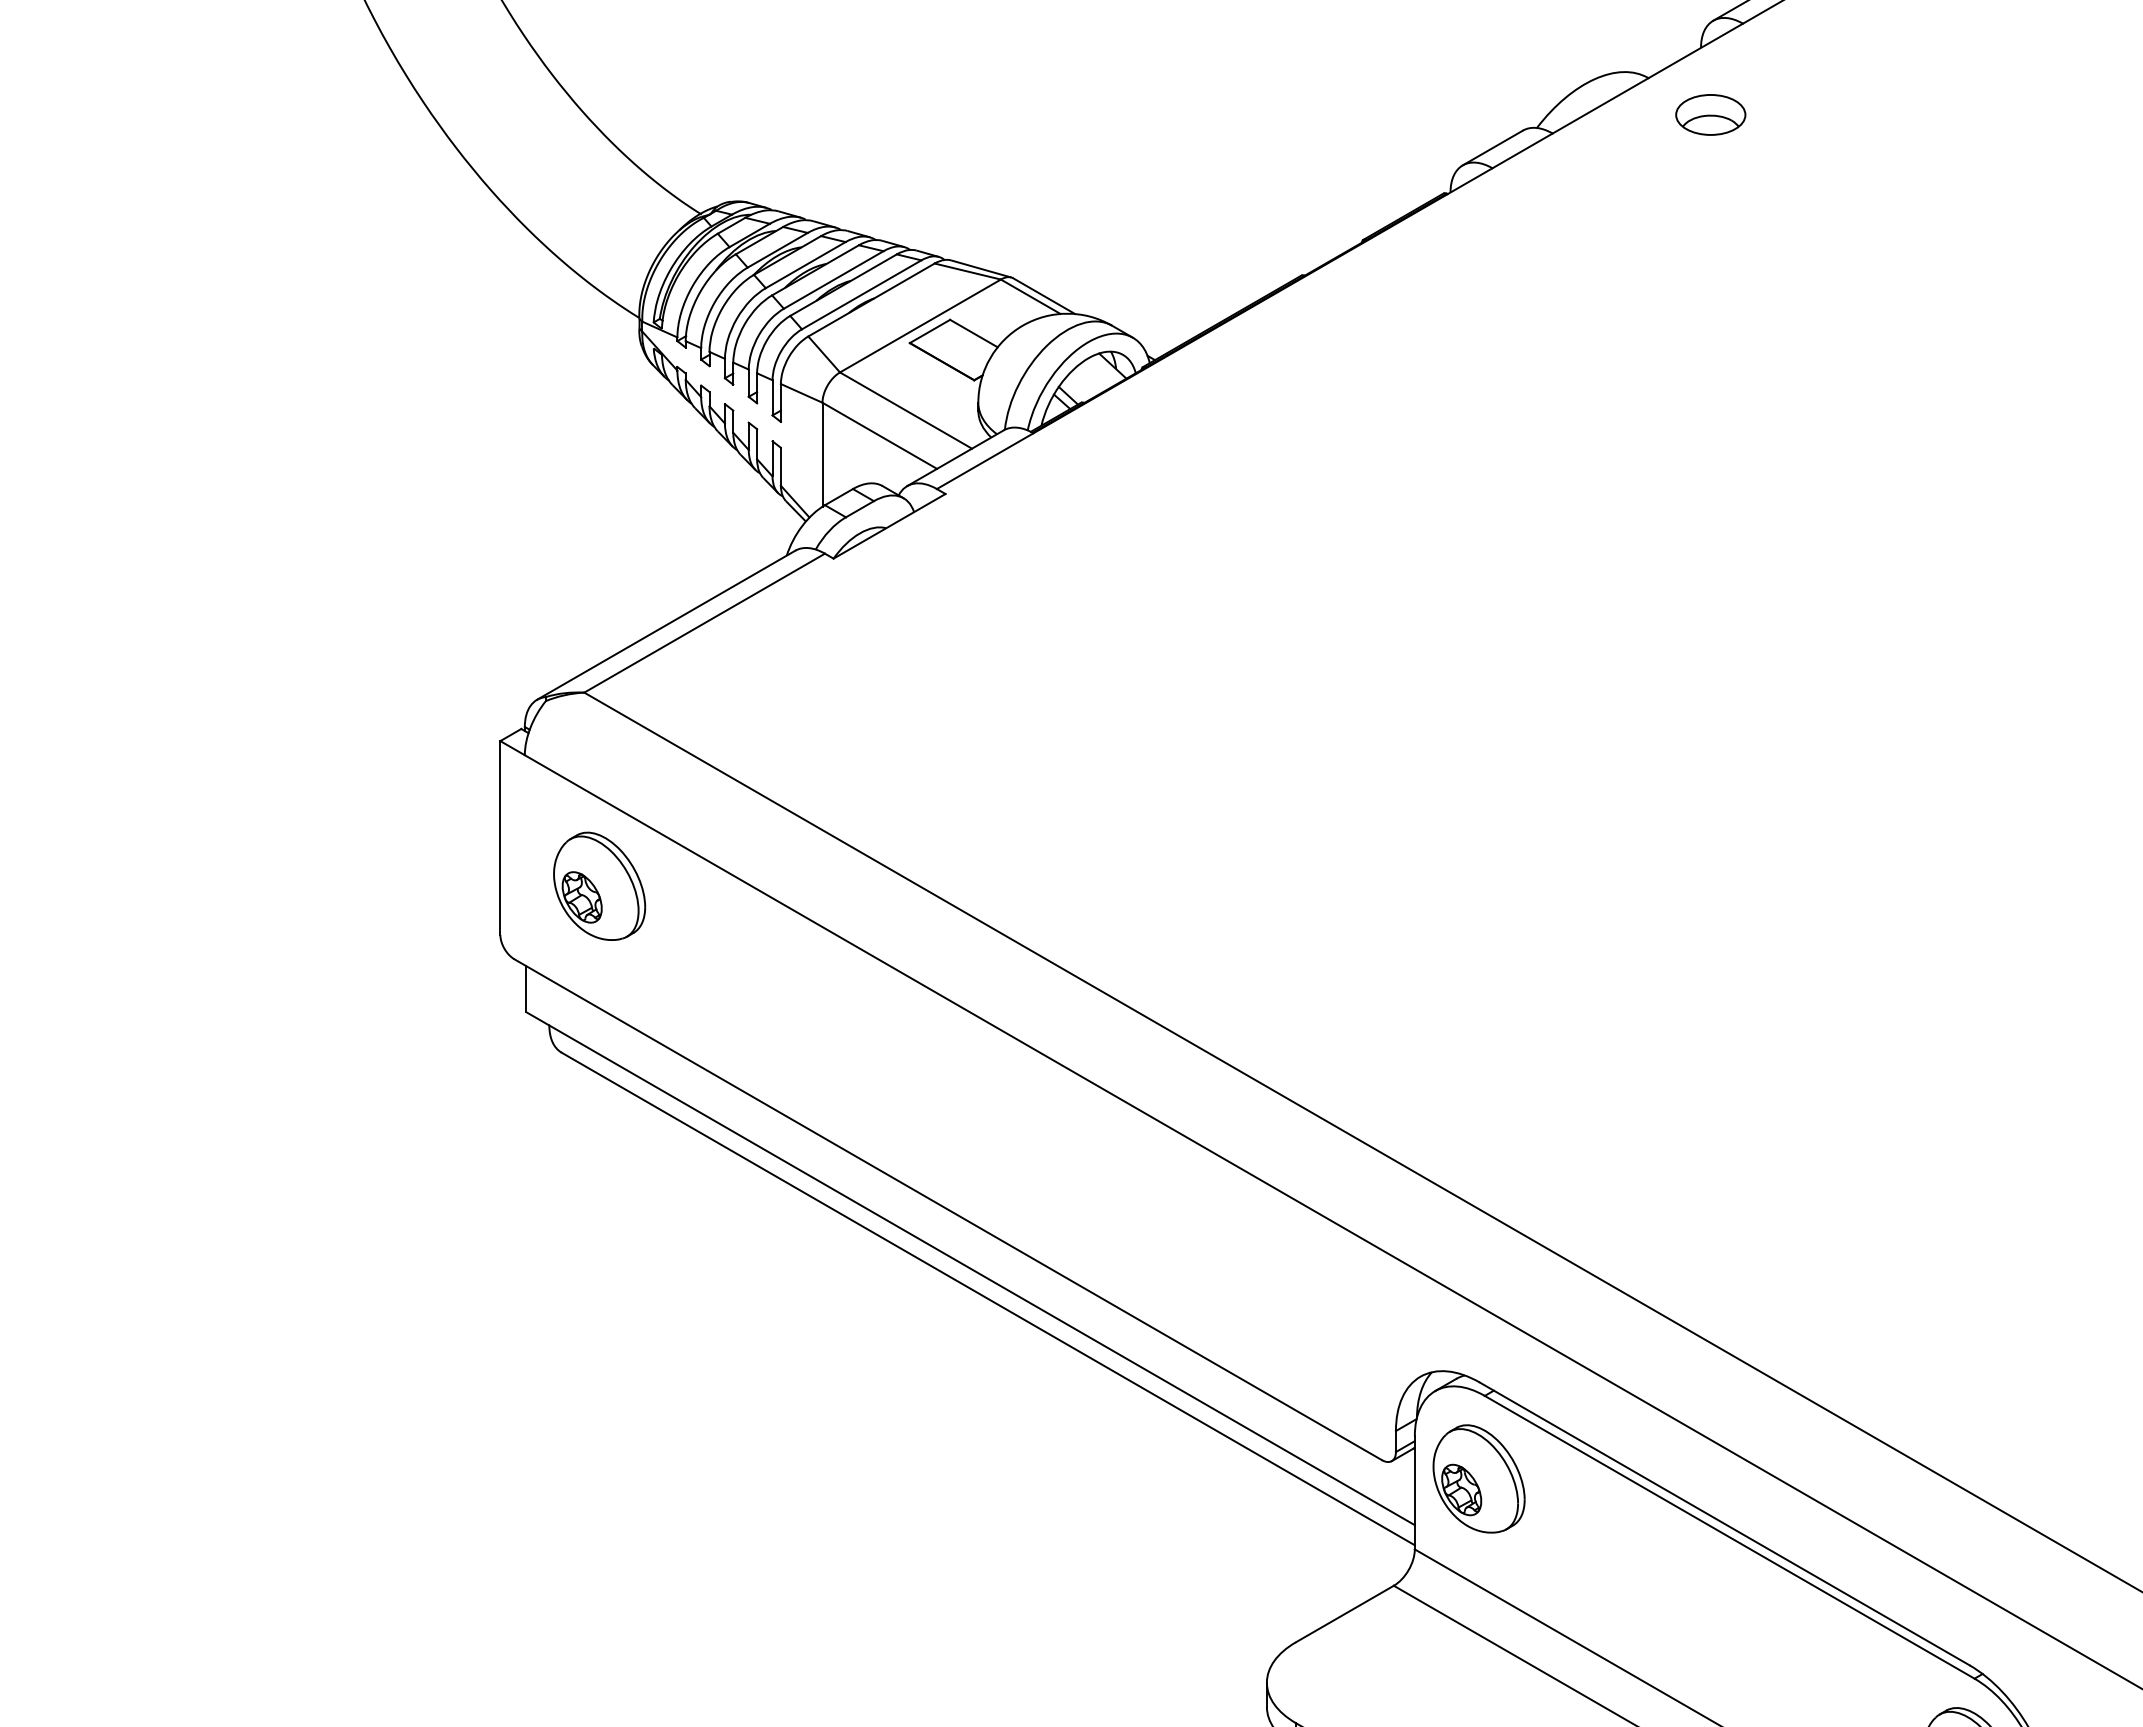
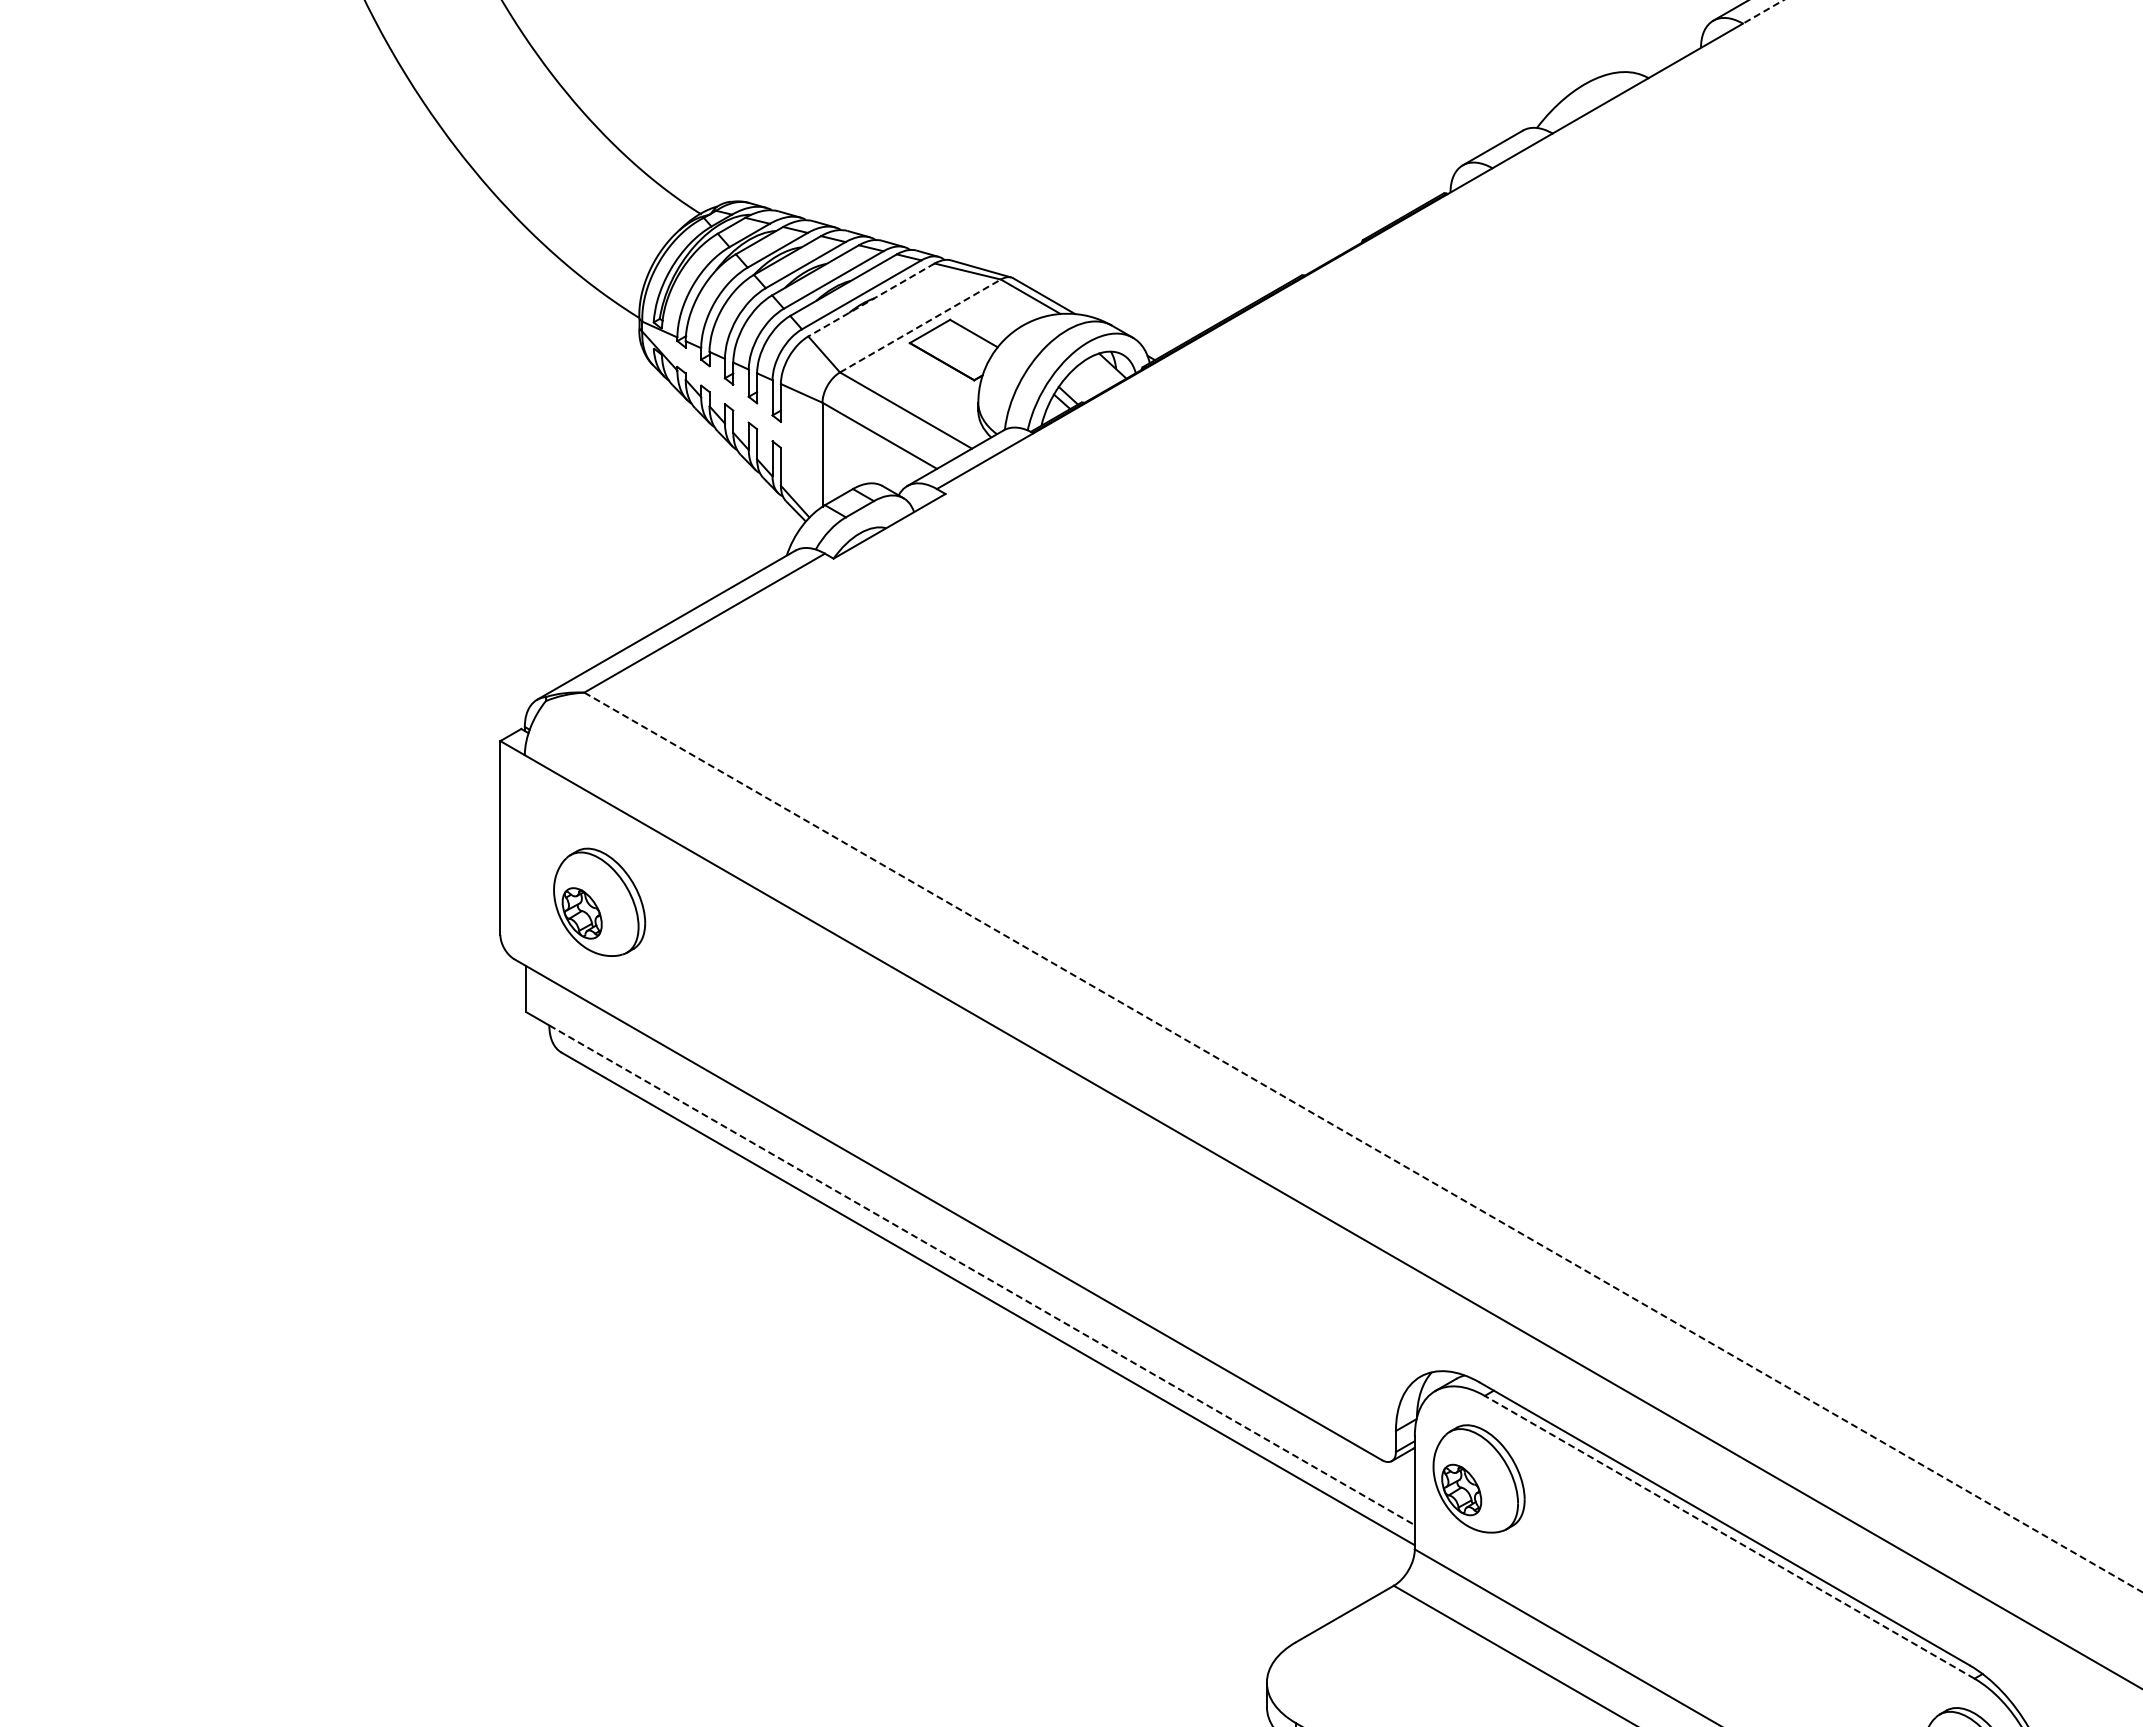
line: solid -> dashed (1762, 12)
part: present -> none (1710, 114)
line: solid -> dashed (871, 300)
line: solid -> dashed (920, 326)
part position: (599, 885) -> (599, 901) (599, 901)
line: solid -> dashed (1363, 1142)
line: solid -> dashed (982, 1275)
line: solid -> dashed (1729, 1537)
